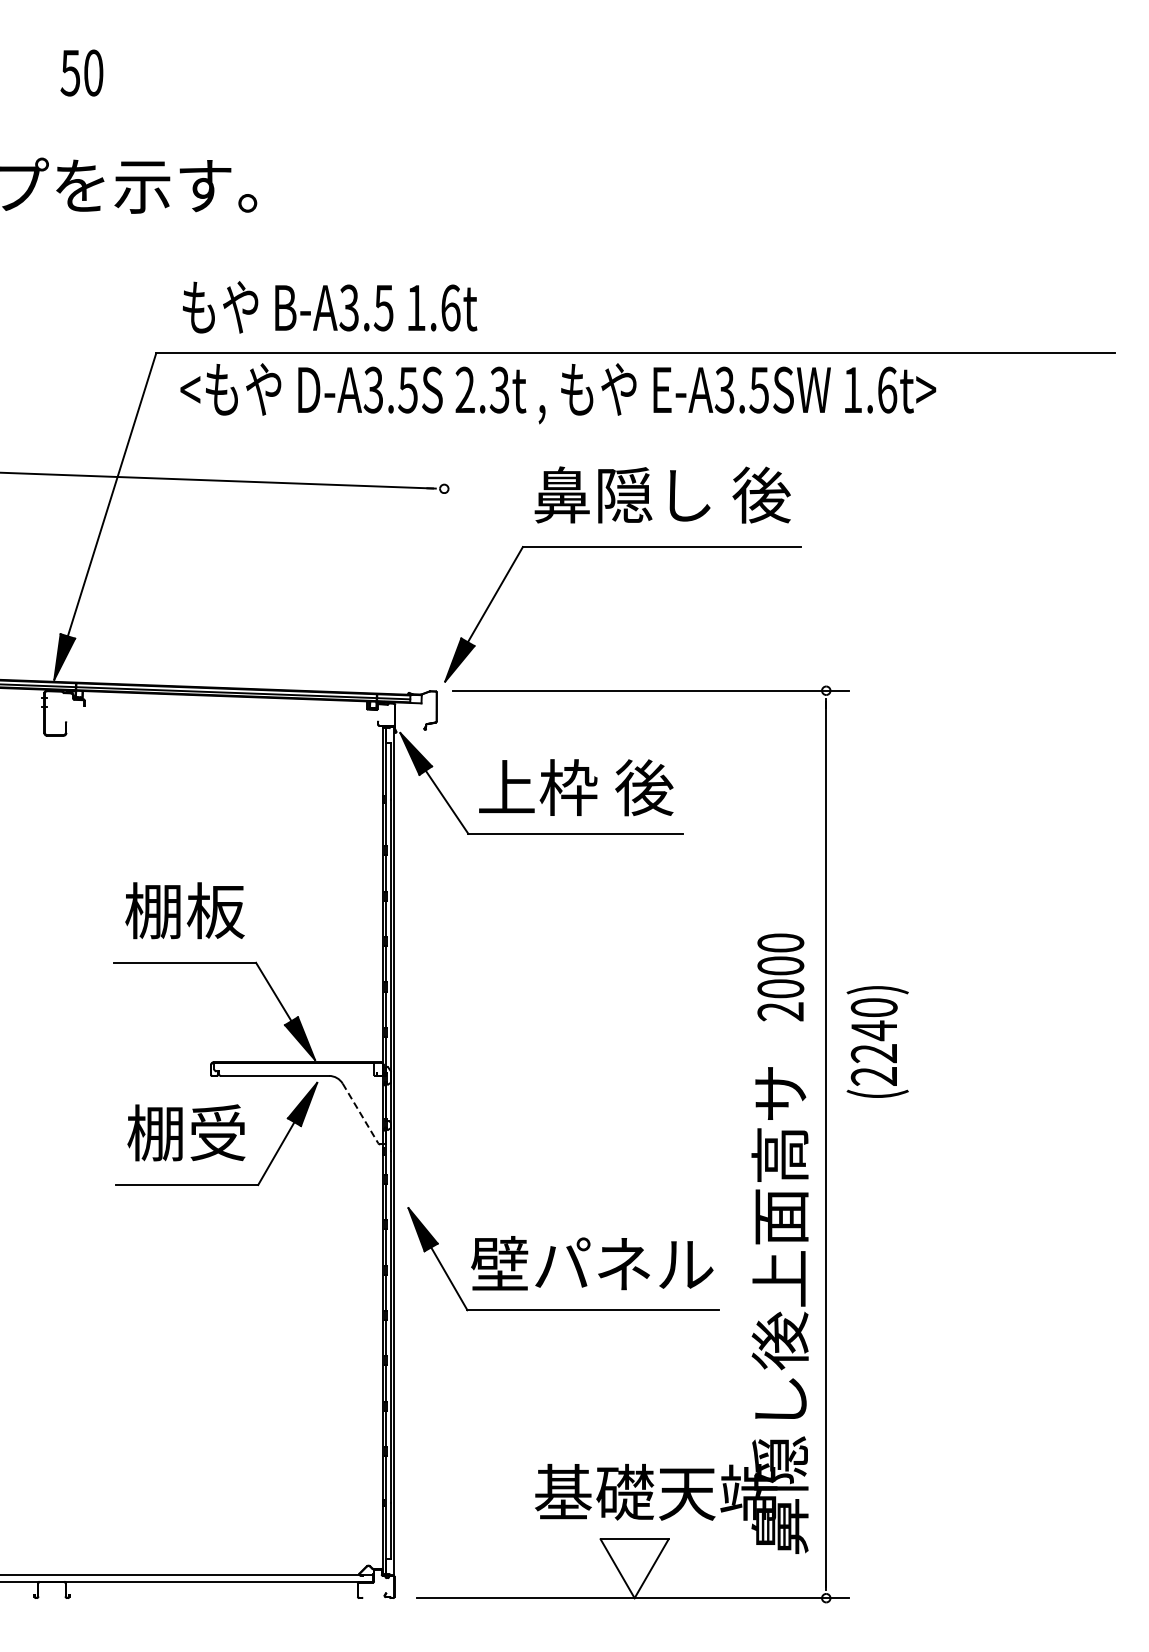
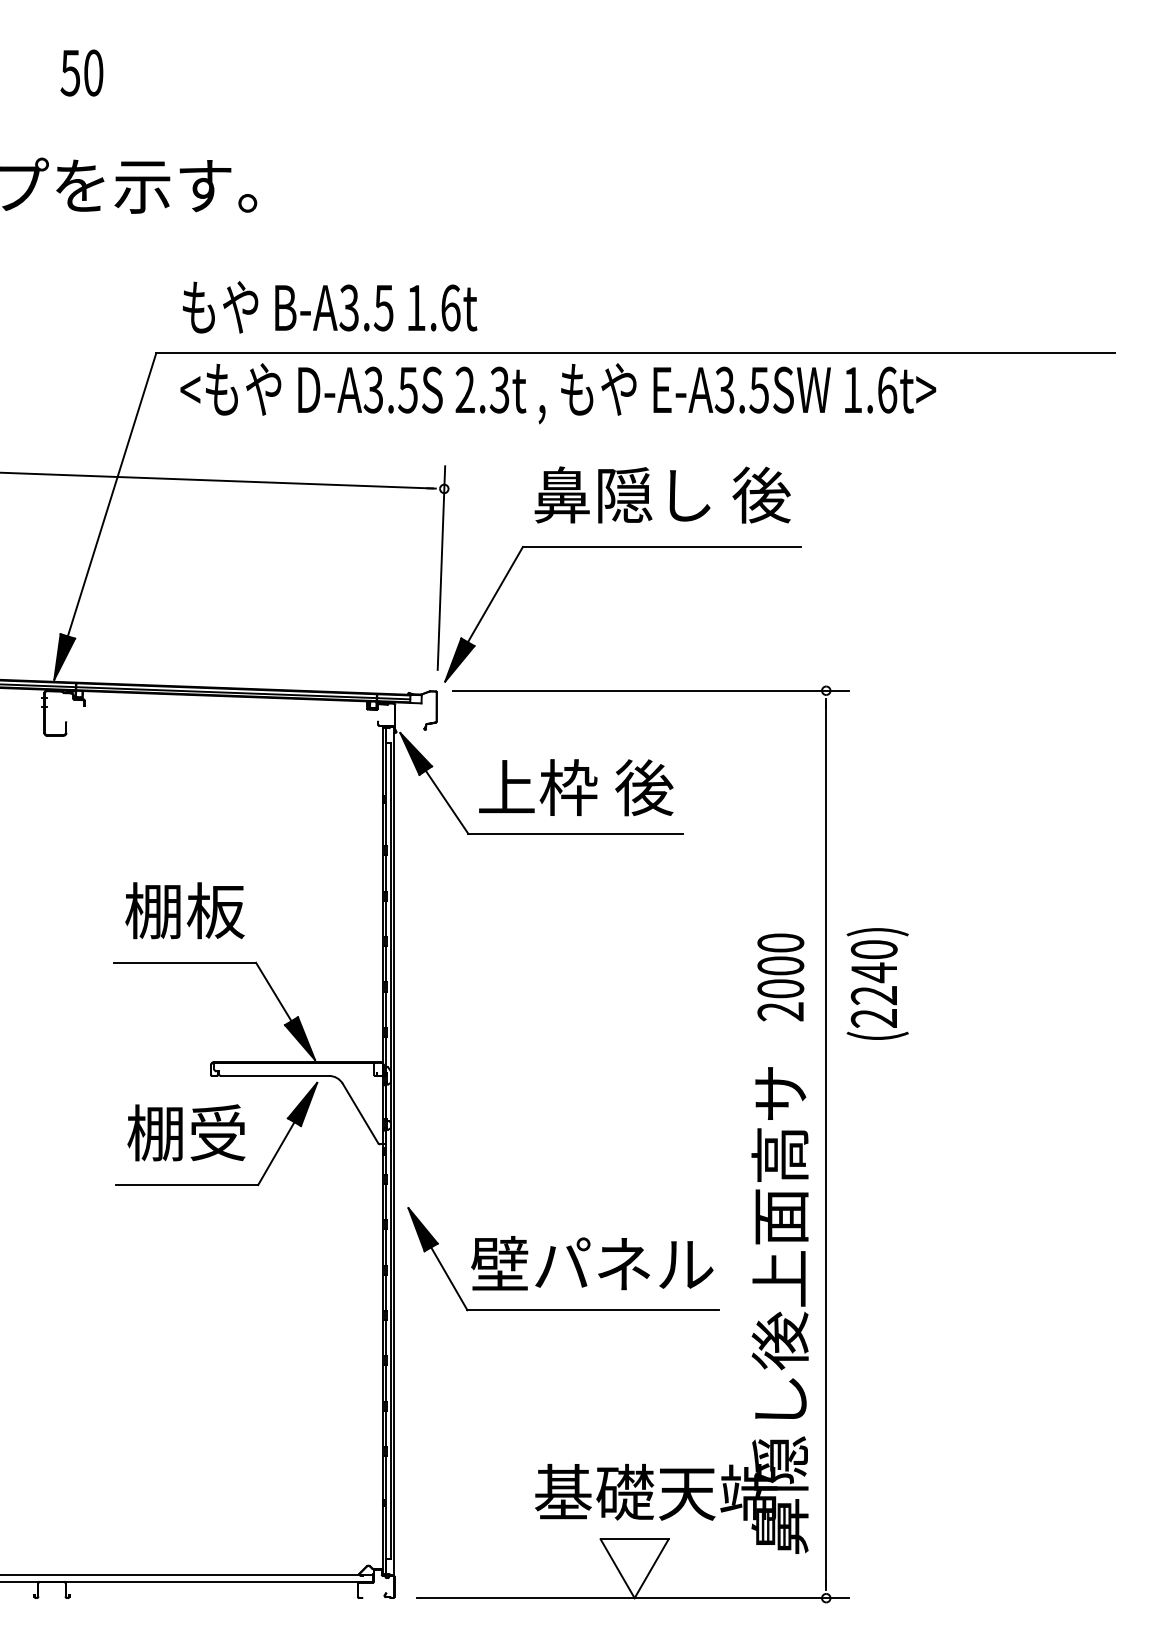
line: none -> present (441, 567)
text position: (877, 1041) -> (877, 983) (877, 983)
line: dashed -> solid (360, 1113)
